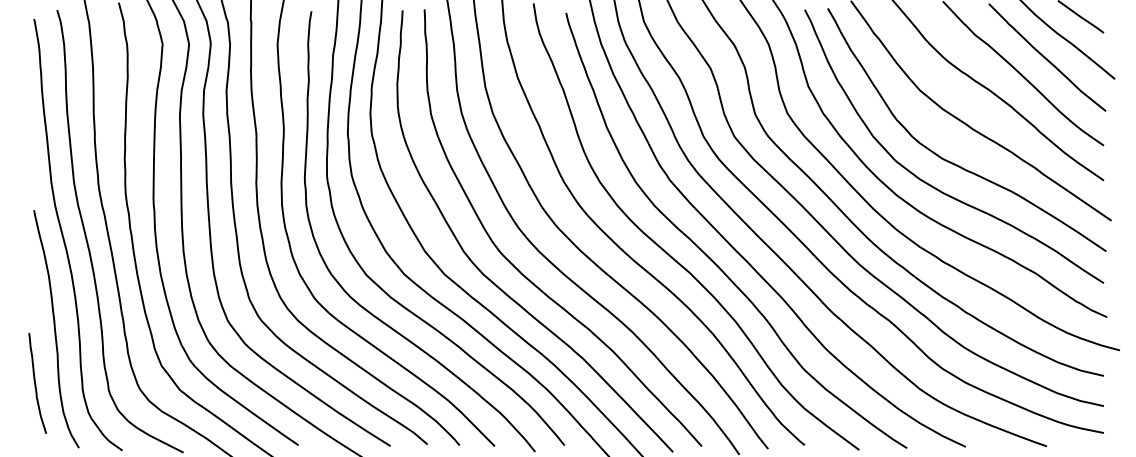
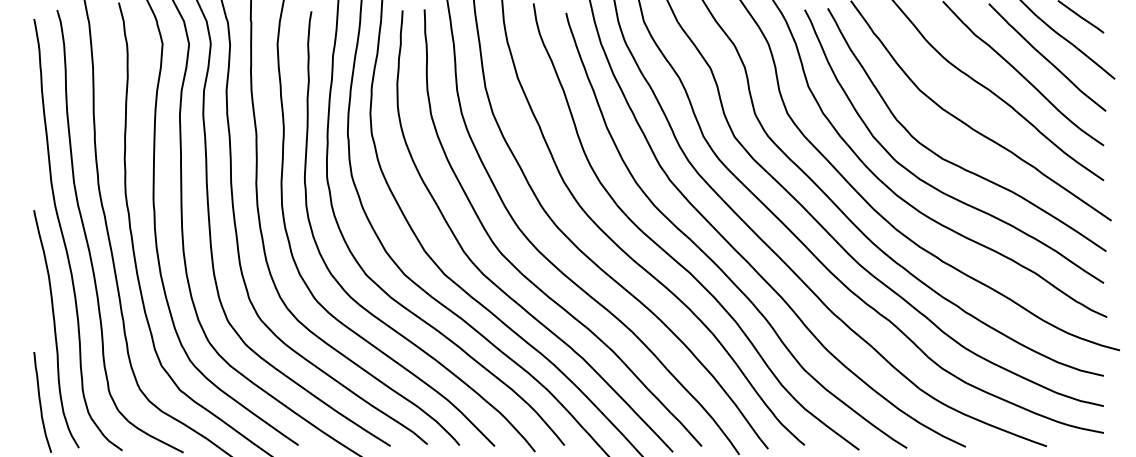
curve position: (36, 384) -> (41, 403) (41, 403)
